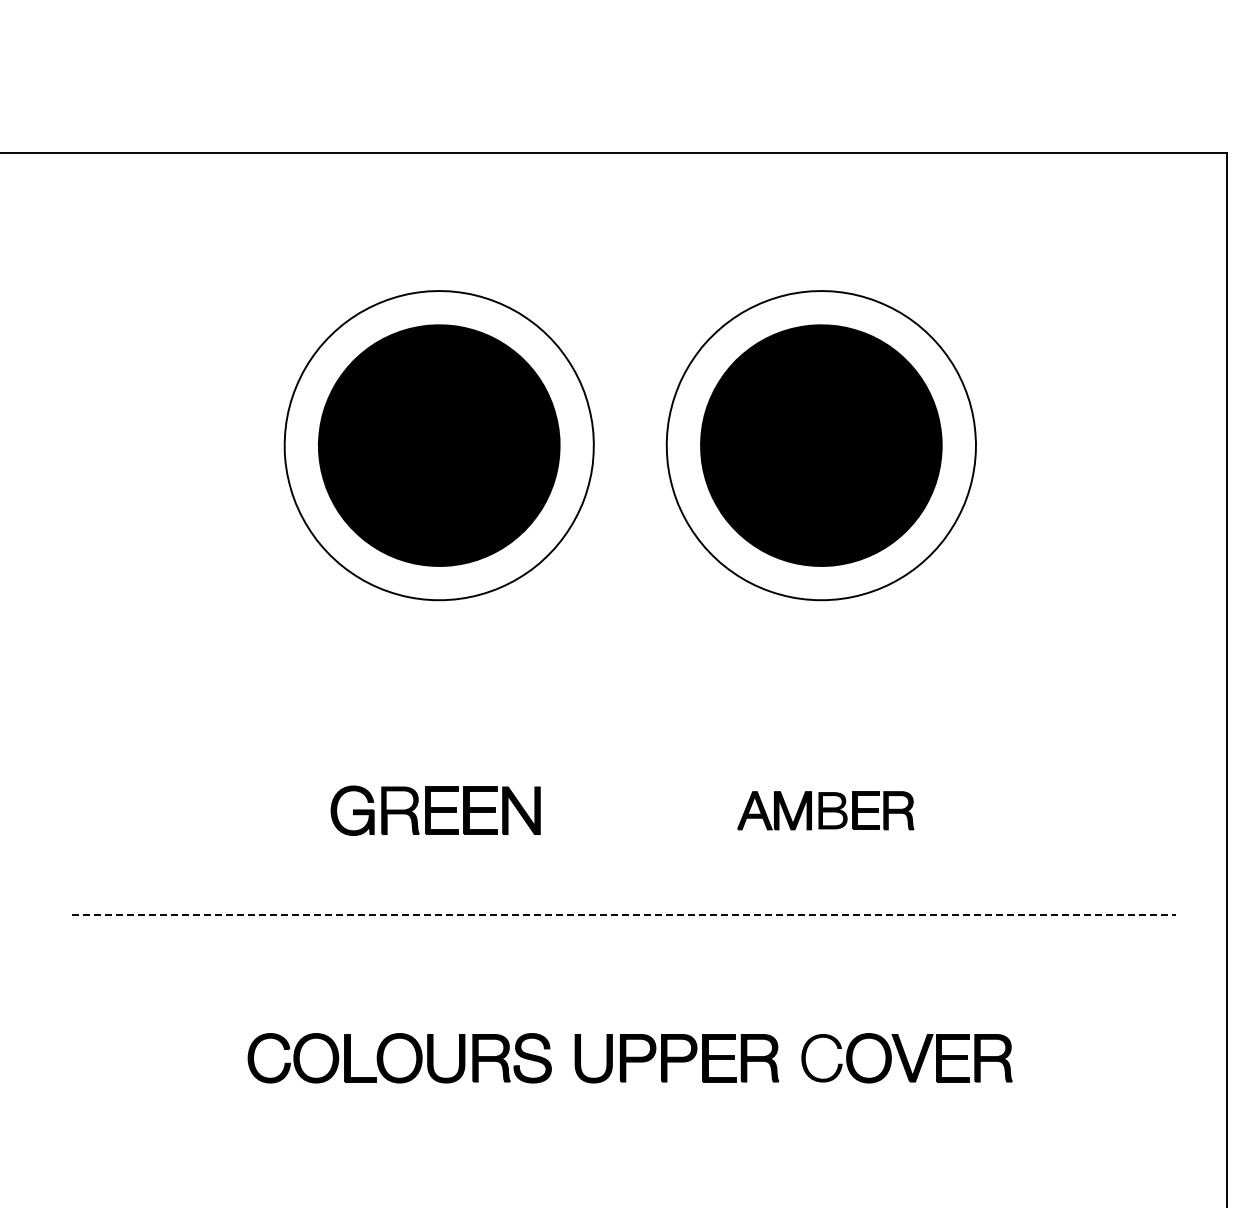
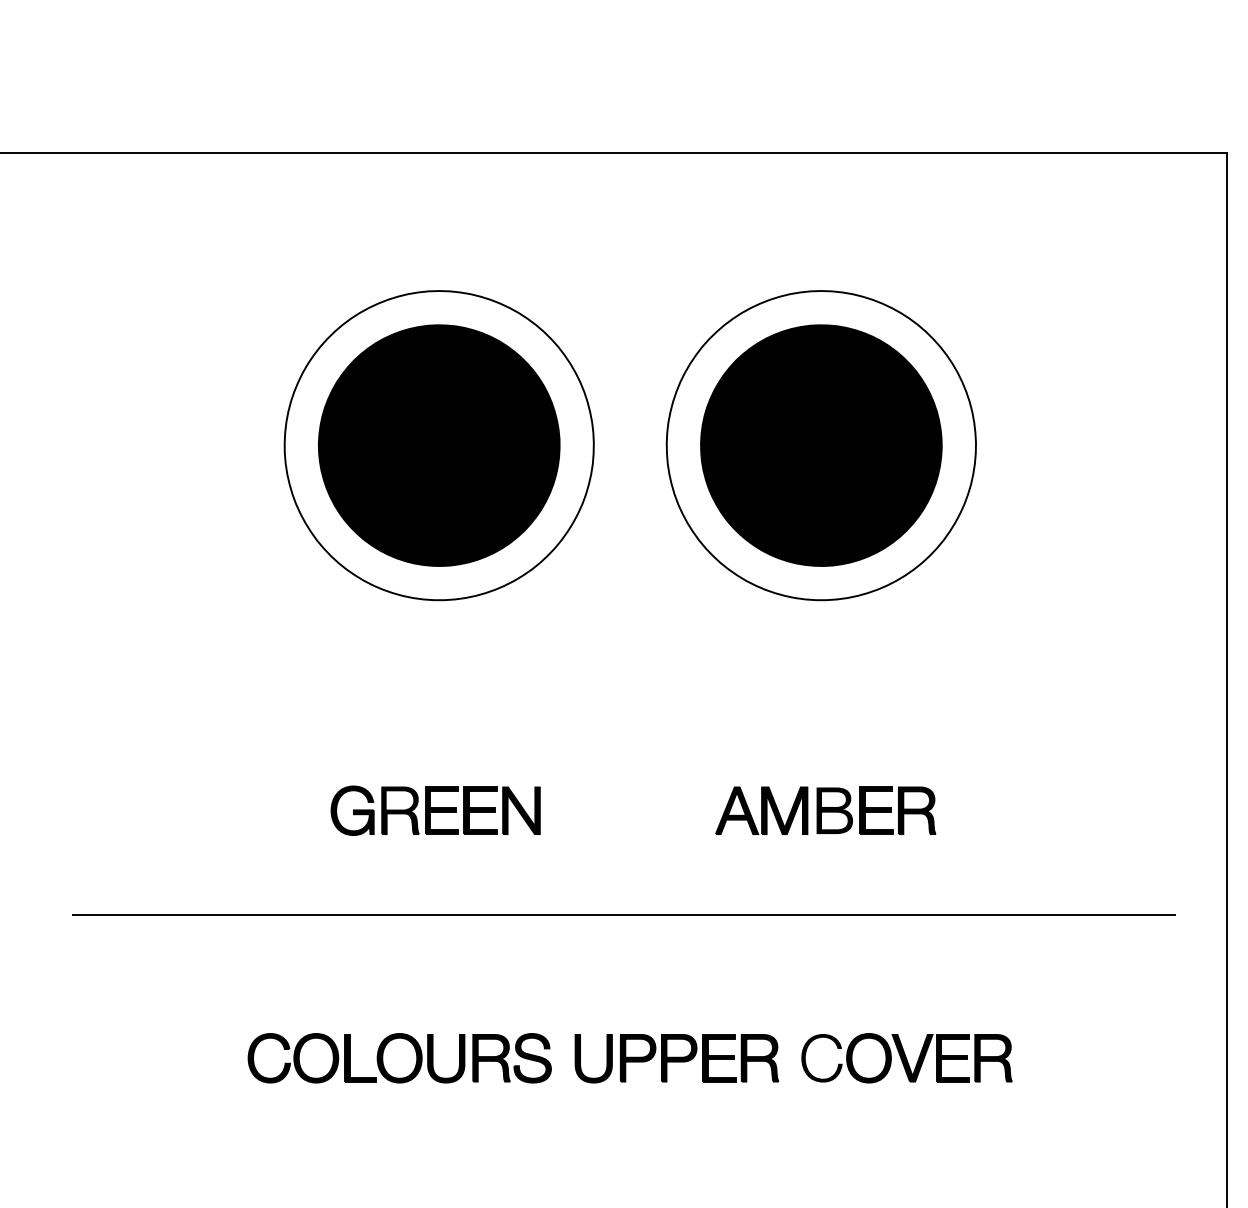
part size: 178x40 px -> 222x49 px (825, 810)
line: dashed -> solid (623, 915)
